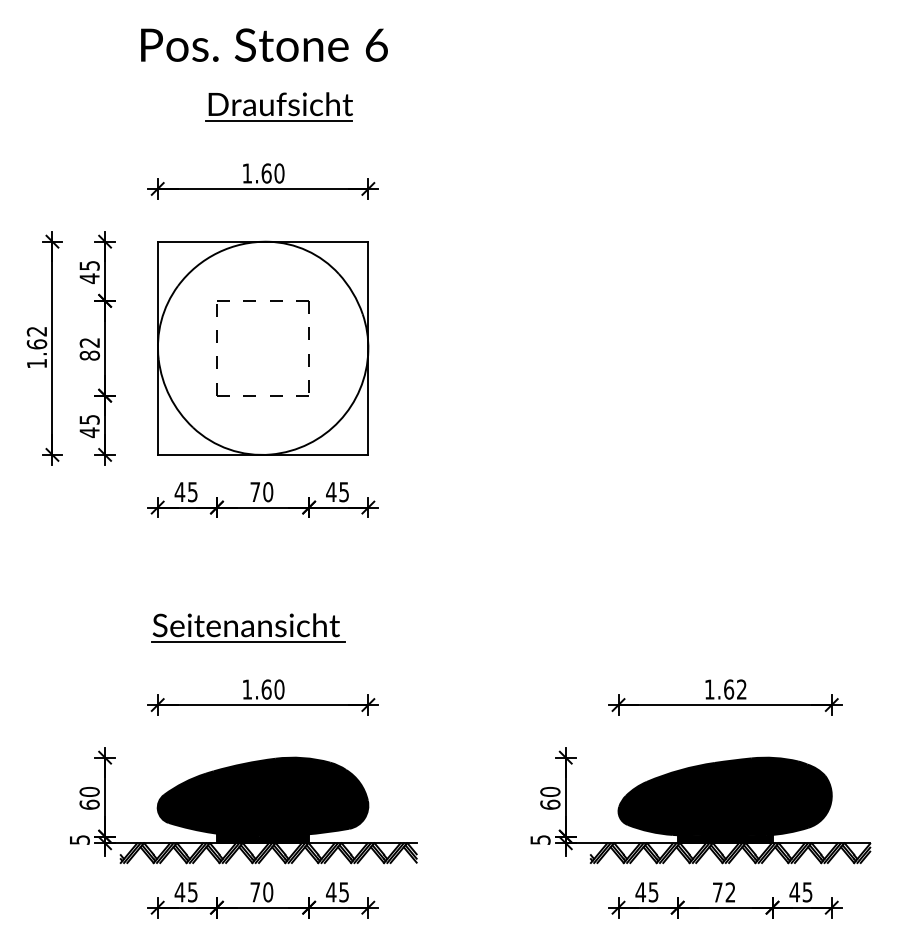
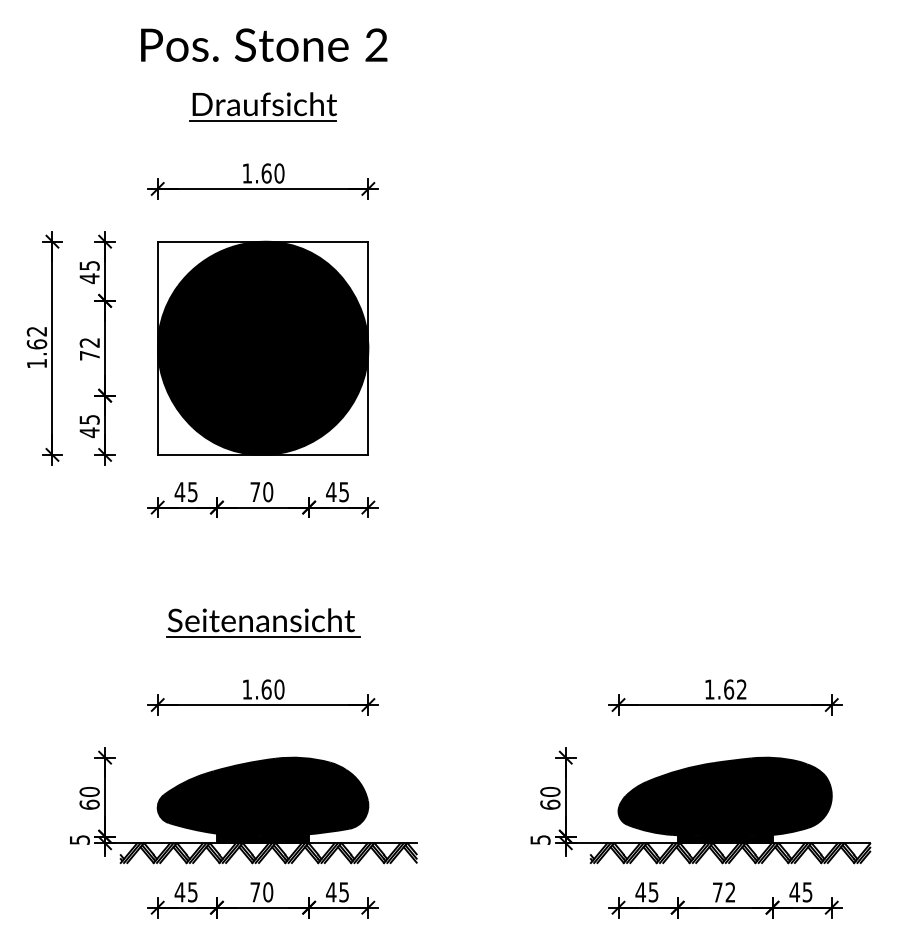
text: 6 -> 2 (376, 44)
part position: (278, 106) -> (262, 106) (262, 106)
fill: none -> present (262, 347)
text: 82 -> 72 (89, 355)
part position: (248, 627) -> (263, 622) (263, 622)
